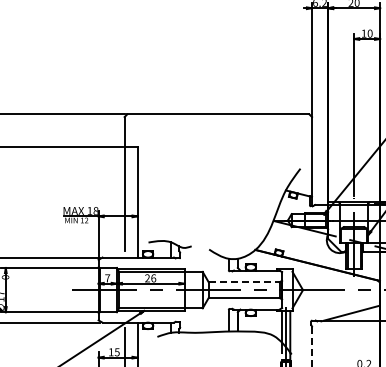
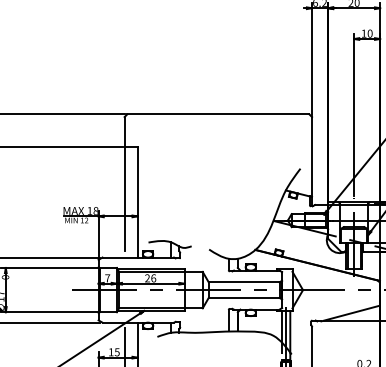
line: dashed -> solid (244, 282)
line: dashed -> solid (312, 346)
